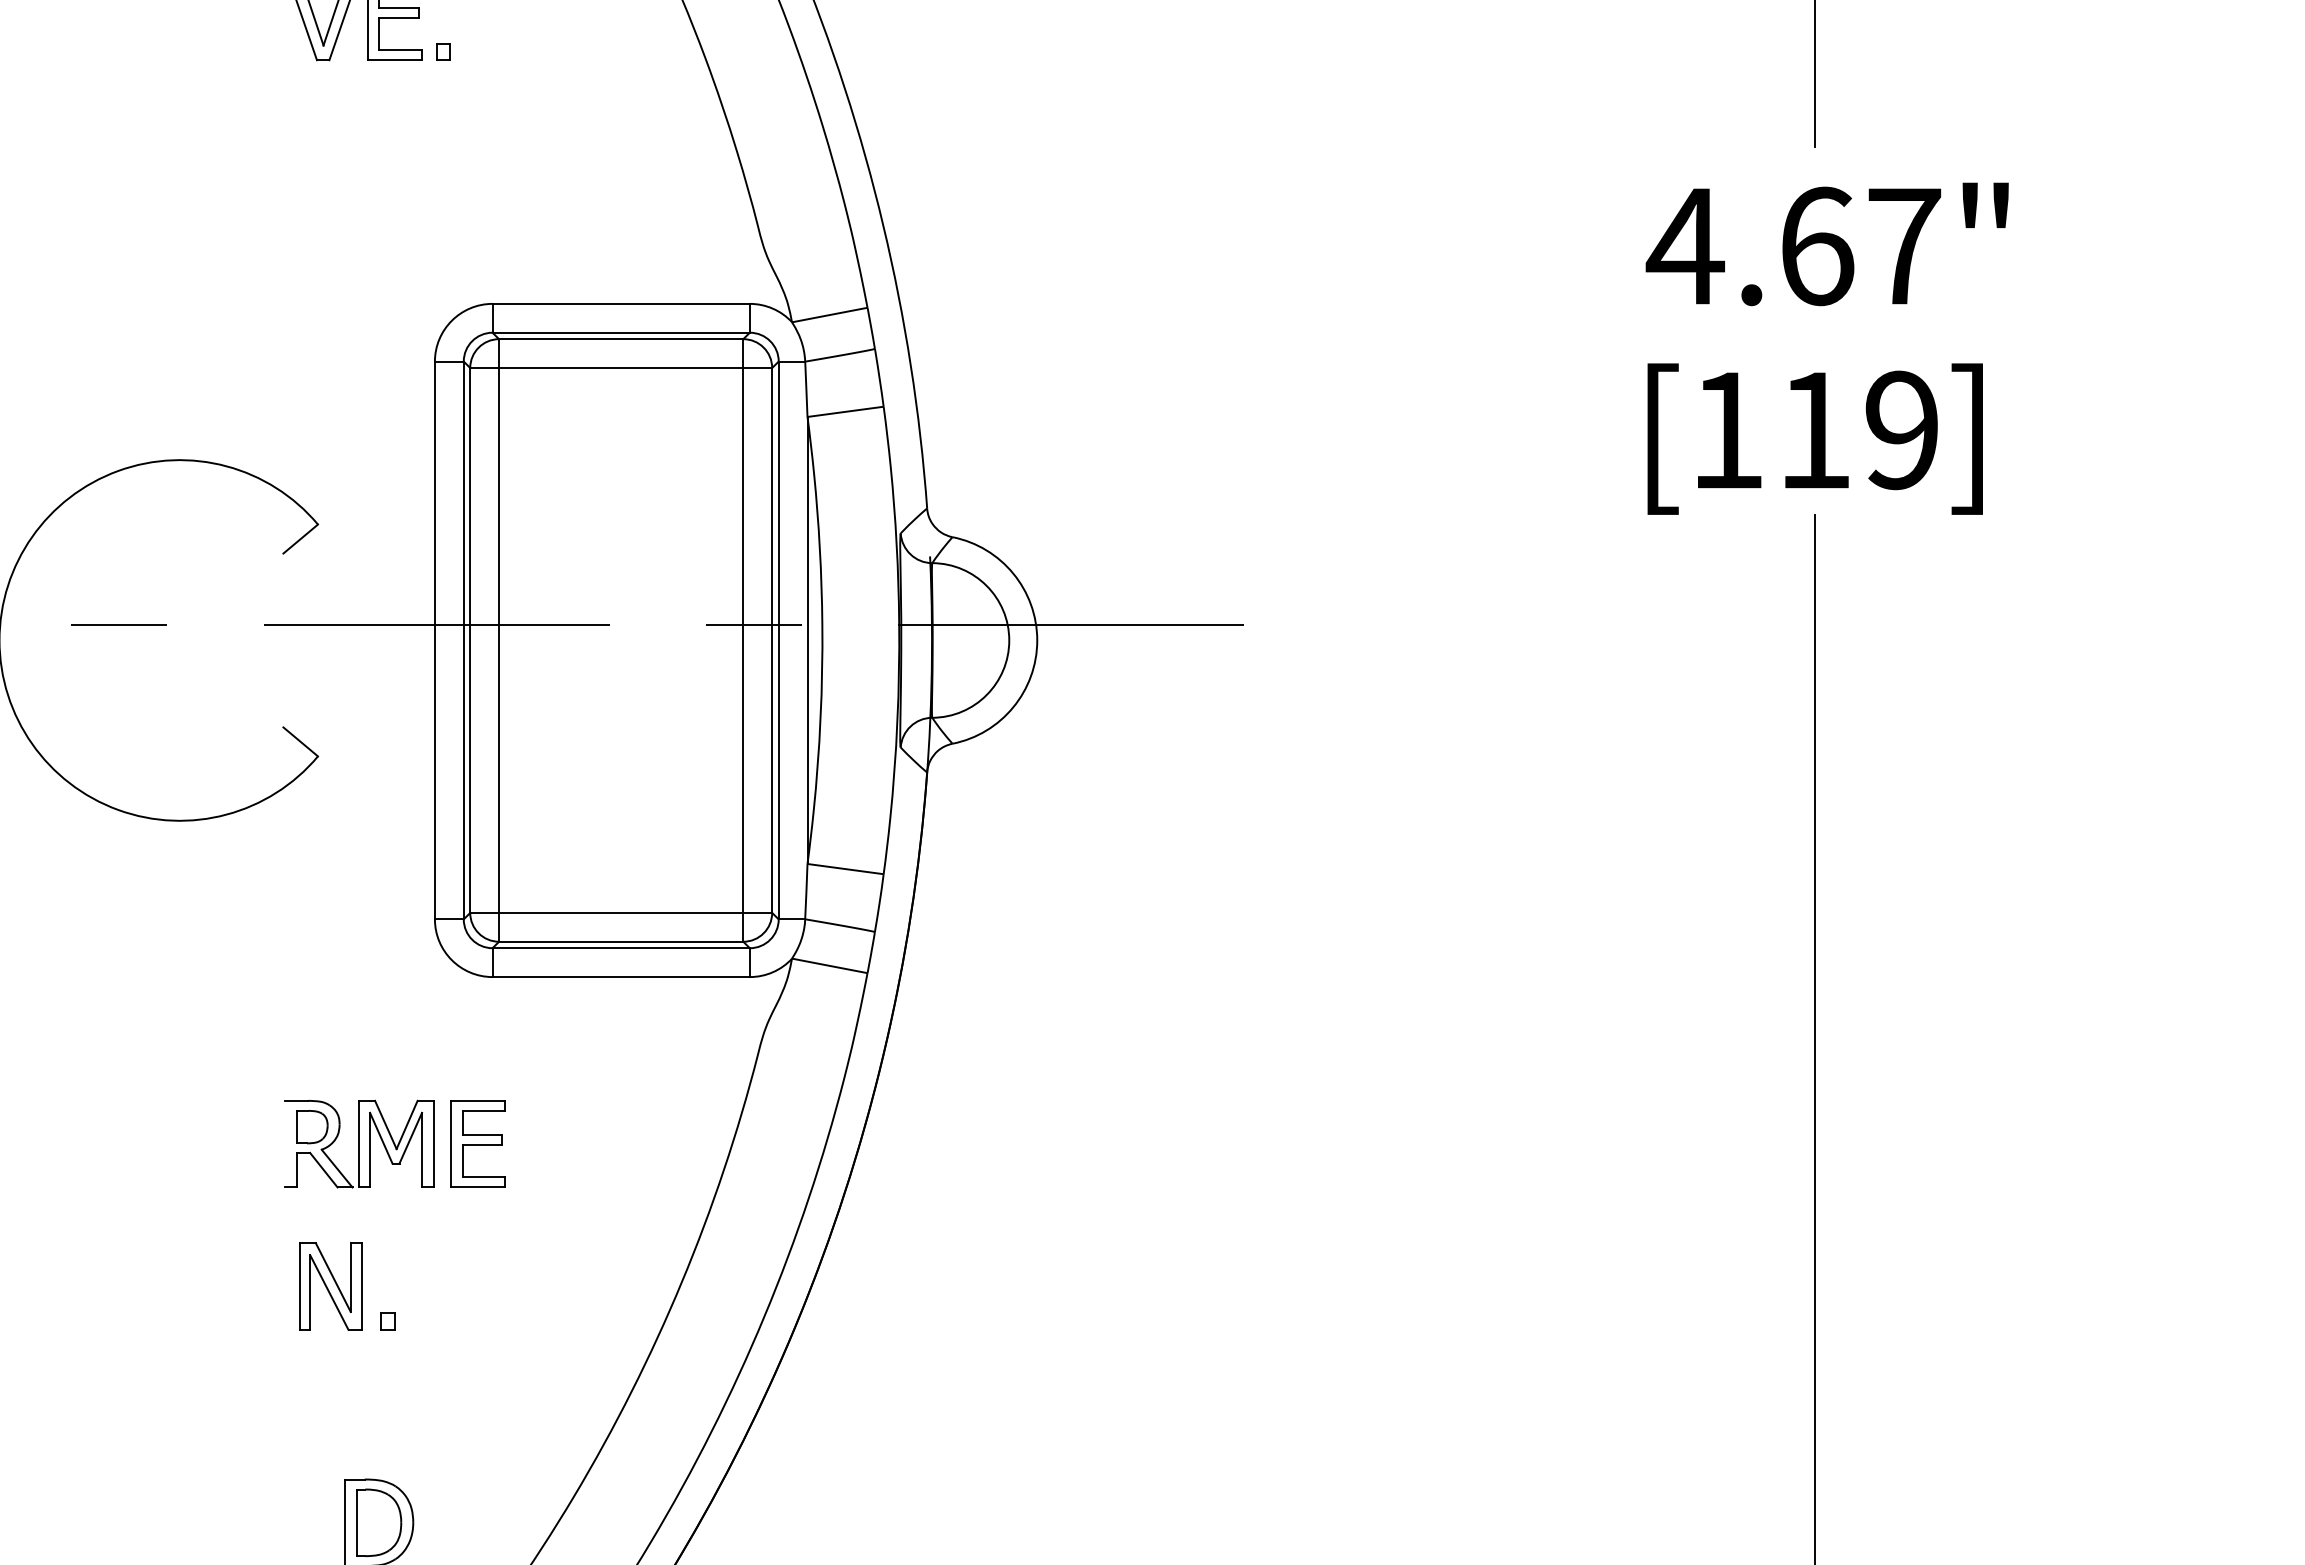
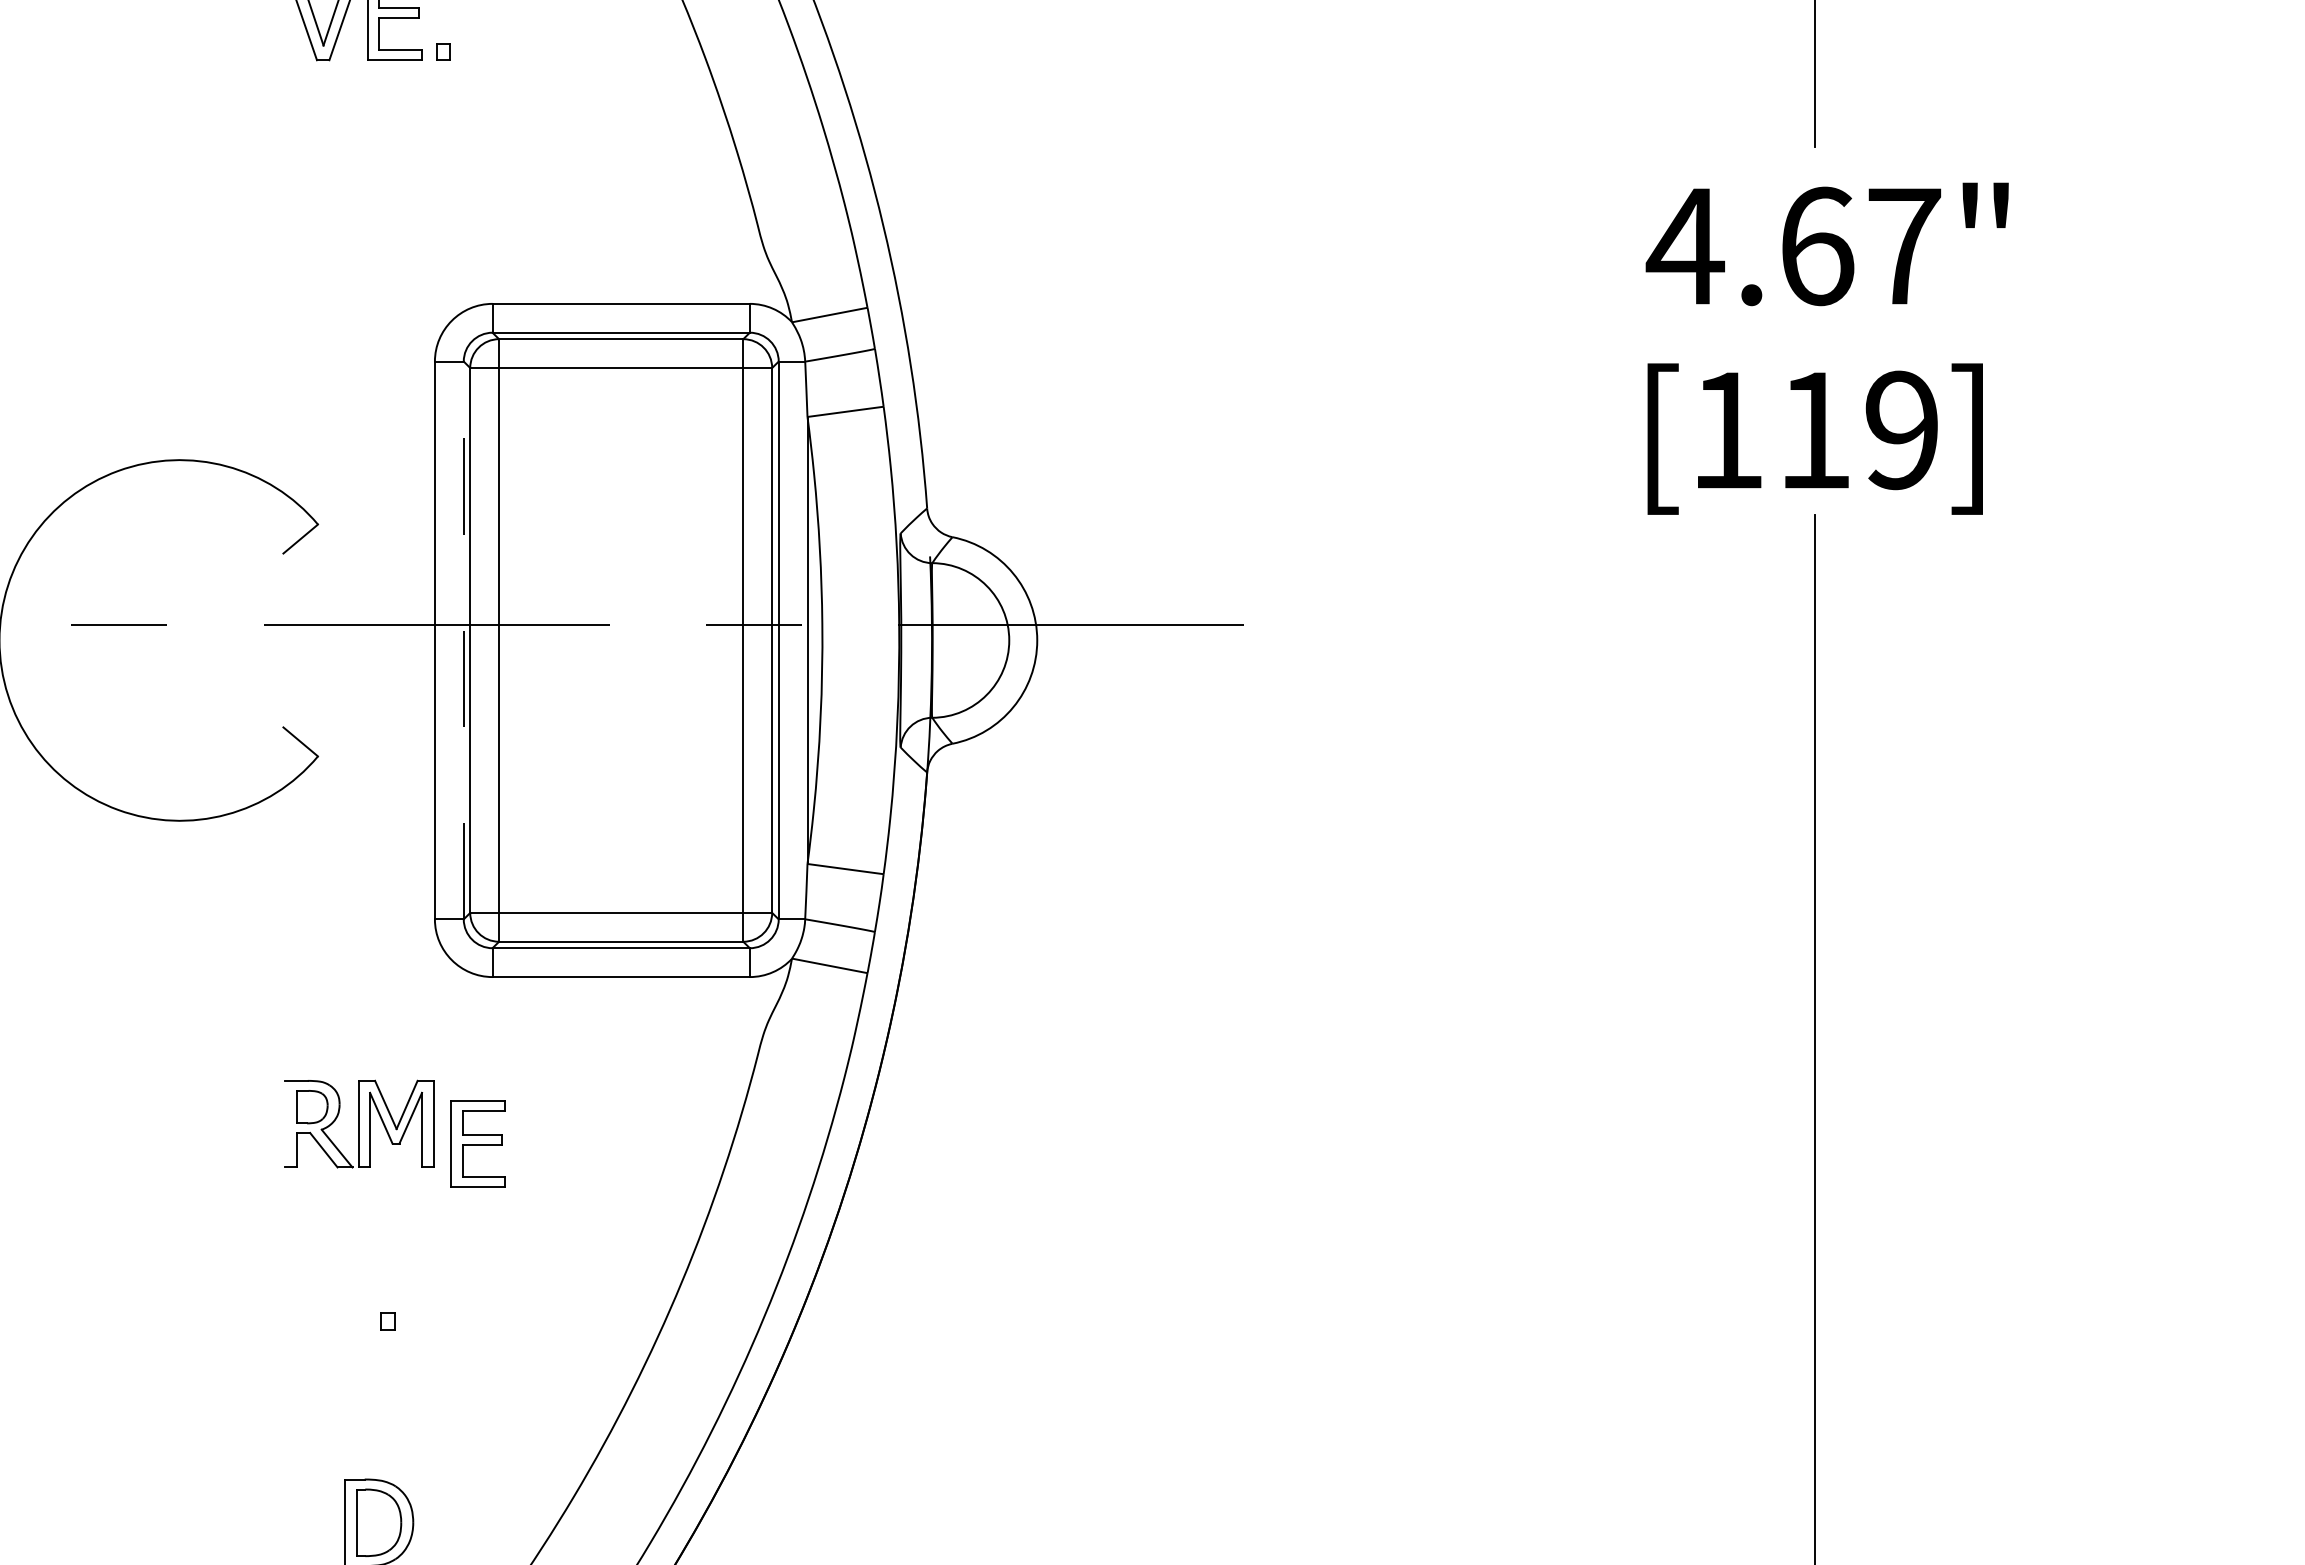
line: solid -> dashed (463, 640)
part position: (359, 1143) -> (359, 1123) (359, 1123)
part: present -> none (330, 1286)
